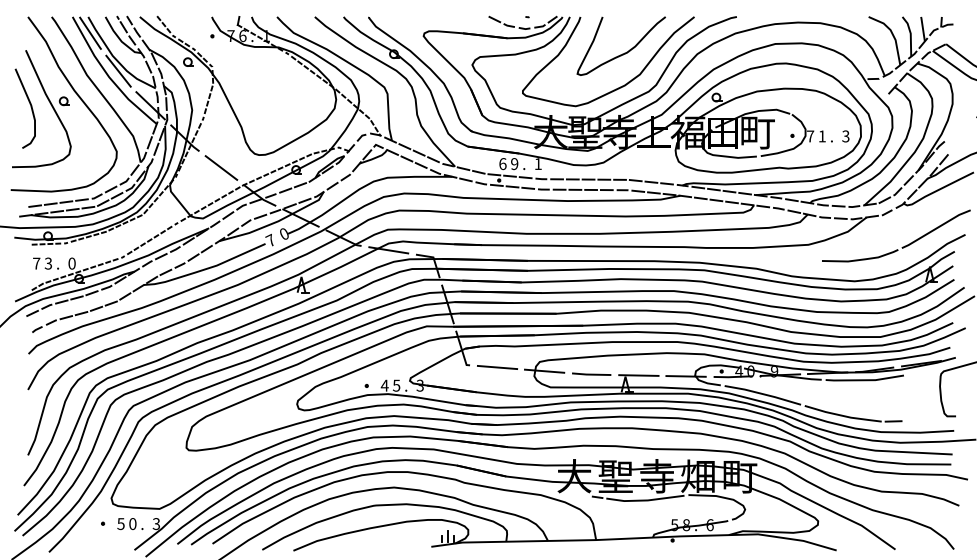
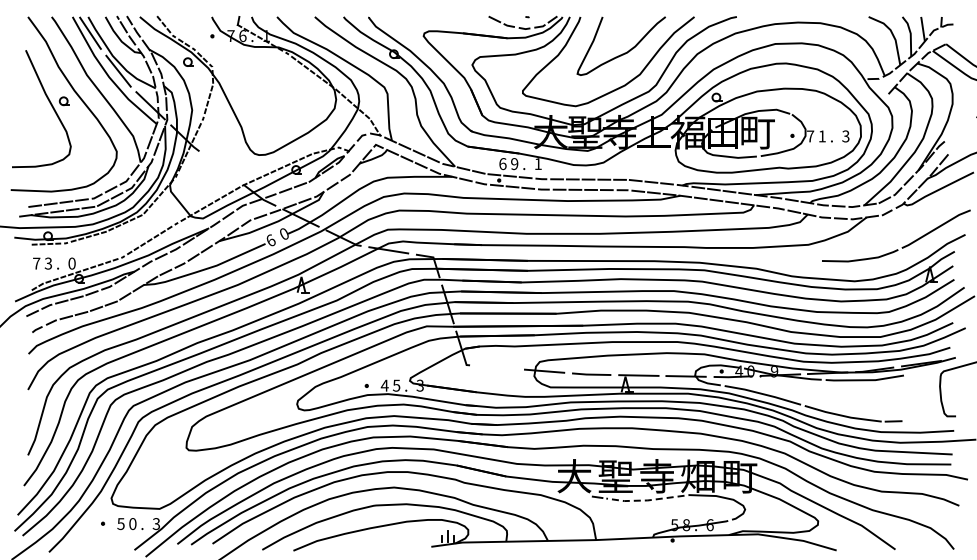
curve: present -> none (30, 107)
line: present -> none (221, 167)
text: 7 -> 6 (270, 239)
line: present -> none (497, 367)
line: solid -> dashed (644, 500)
